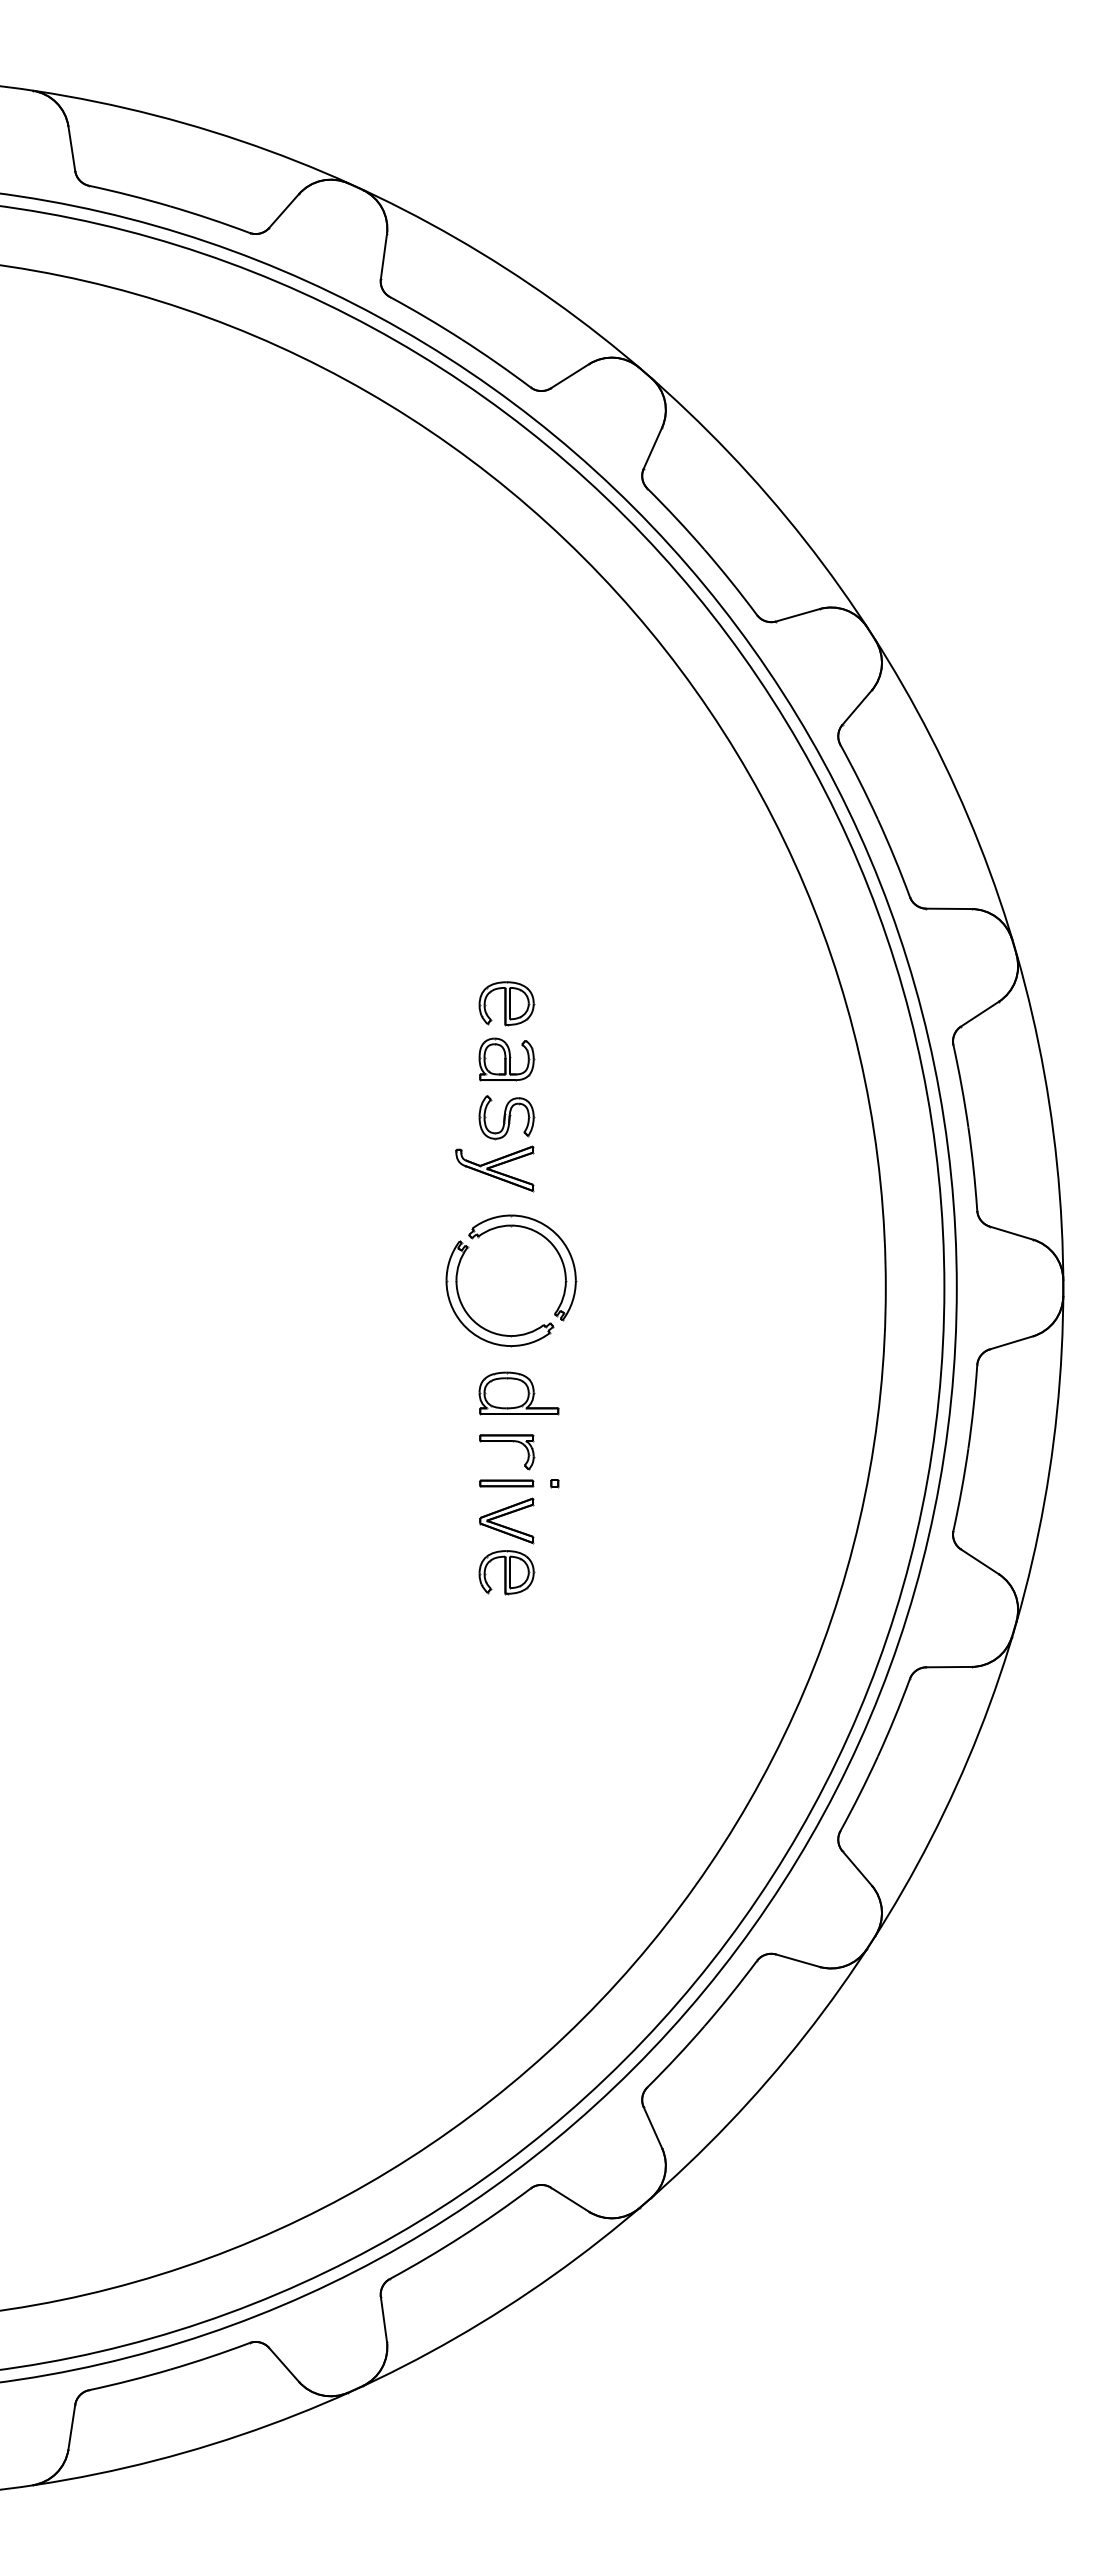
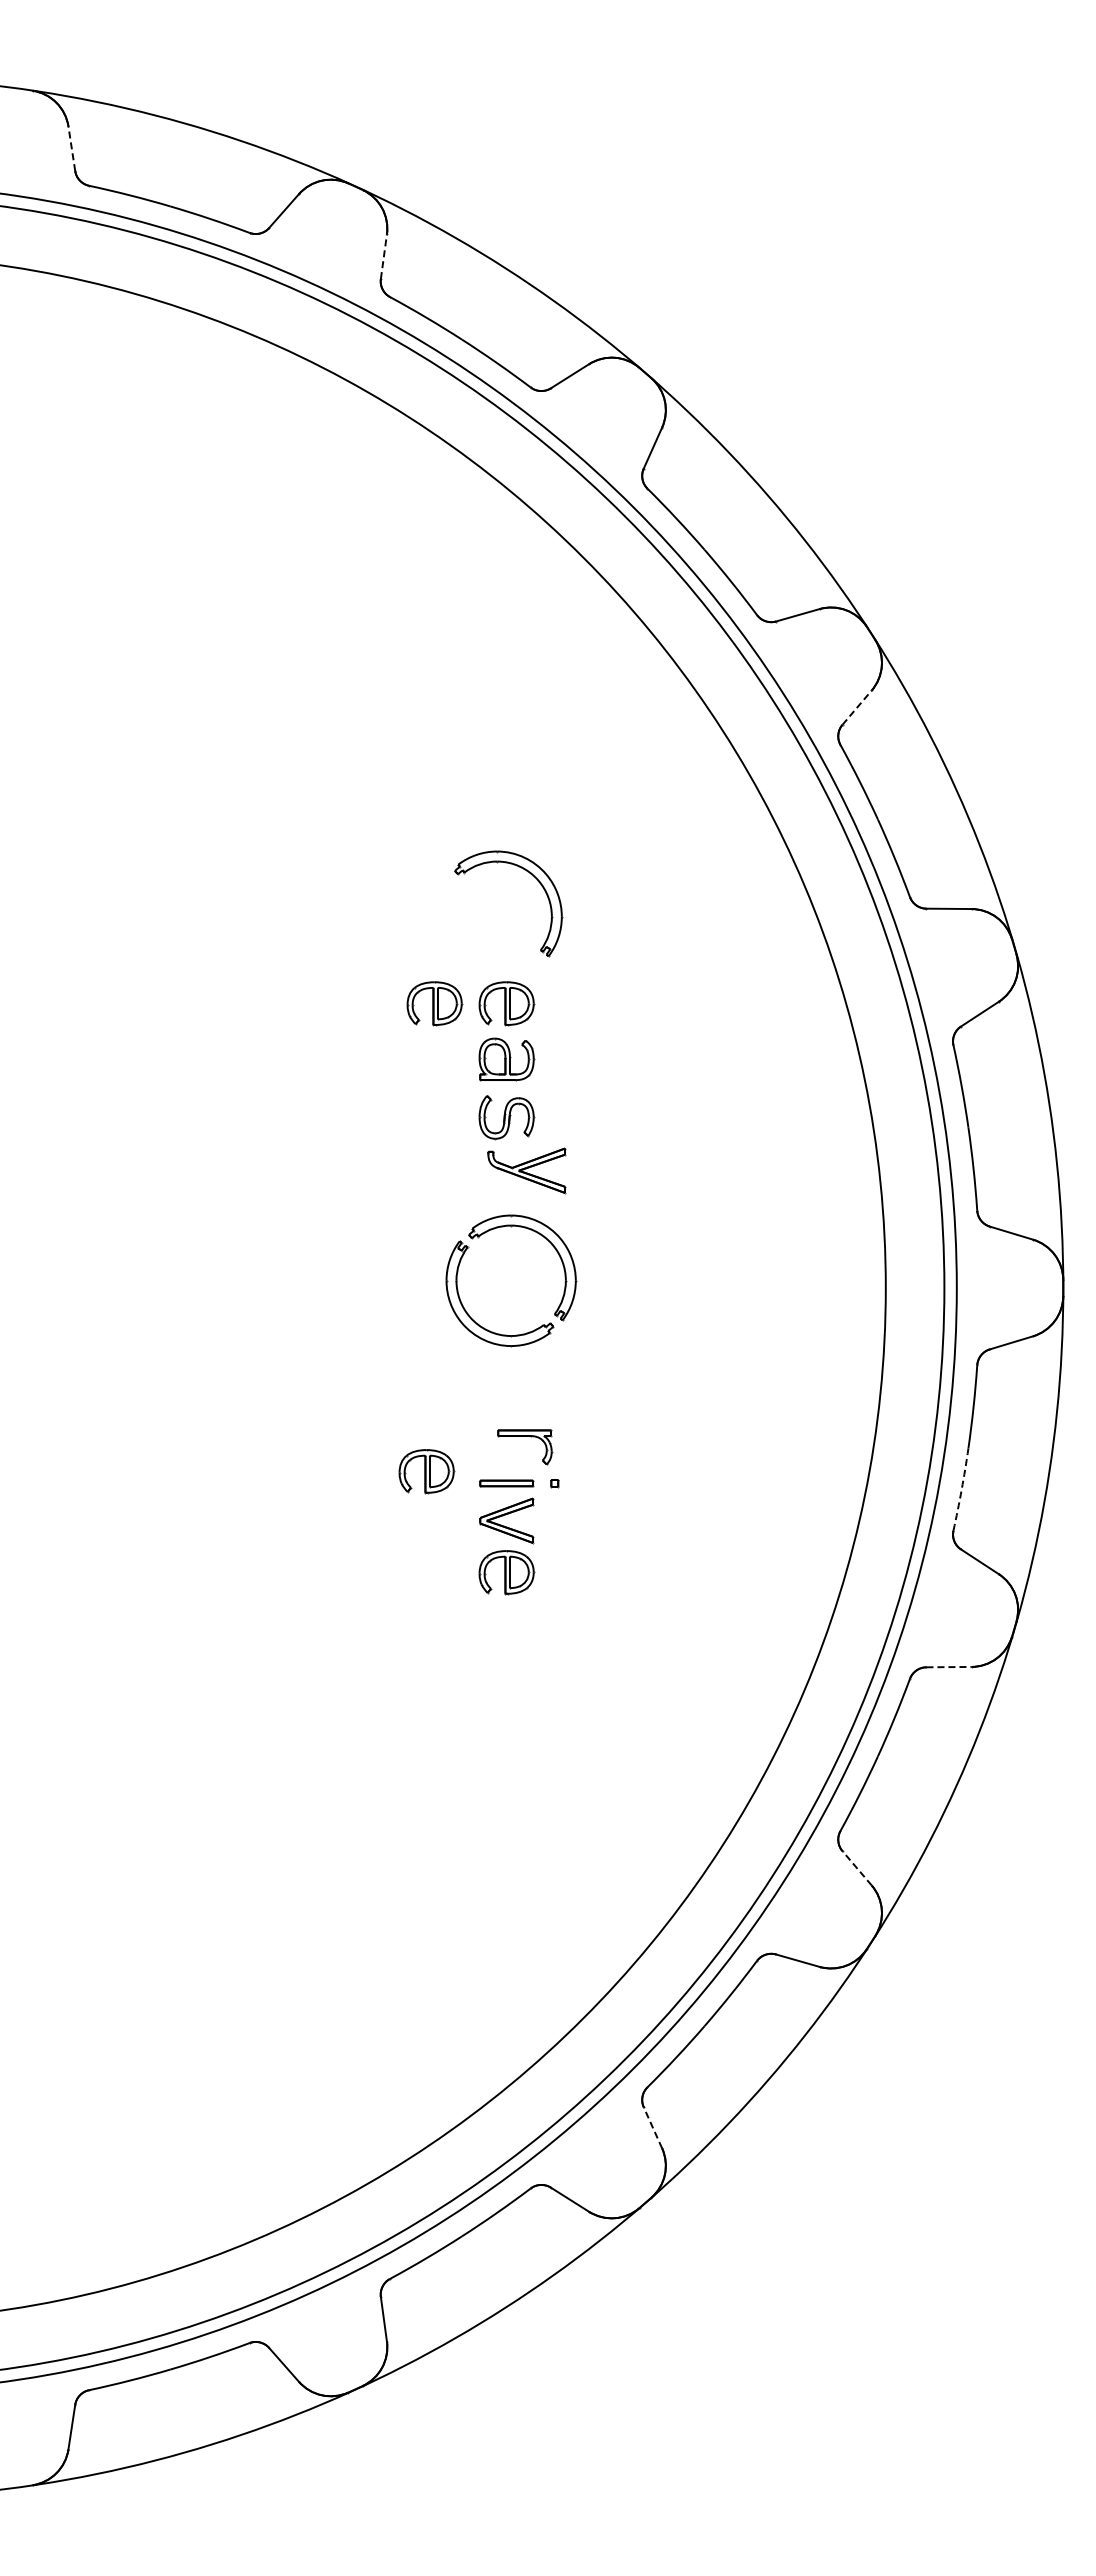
line: solid -> dashed (71, 148)
line: solid -> dashed (383, 256)
line: solid -> dashed (857, 707)
part: none -> present (531, 875)
part: none -> present (434, 1003)
part position: (494, 1168) -> (526, 1170) (526, 1170)
part: present -> none (518, 1393)
part position: (507, 1441) -> (525, 1436) (525, 1436)
part: none -> present (426, 1471)
arc: solid -> dashed (961, 1489)
line: solid -> dashed (949, 1667)
line: solid -> dashed (857, 1868)
line: solid -> dashed (652, 2127)
